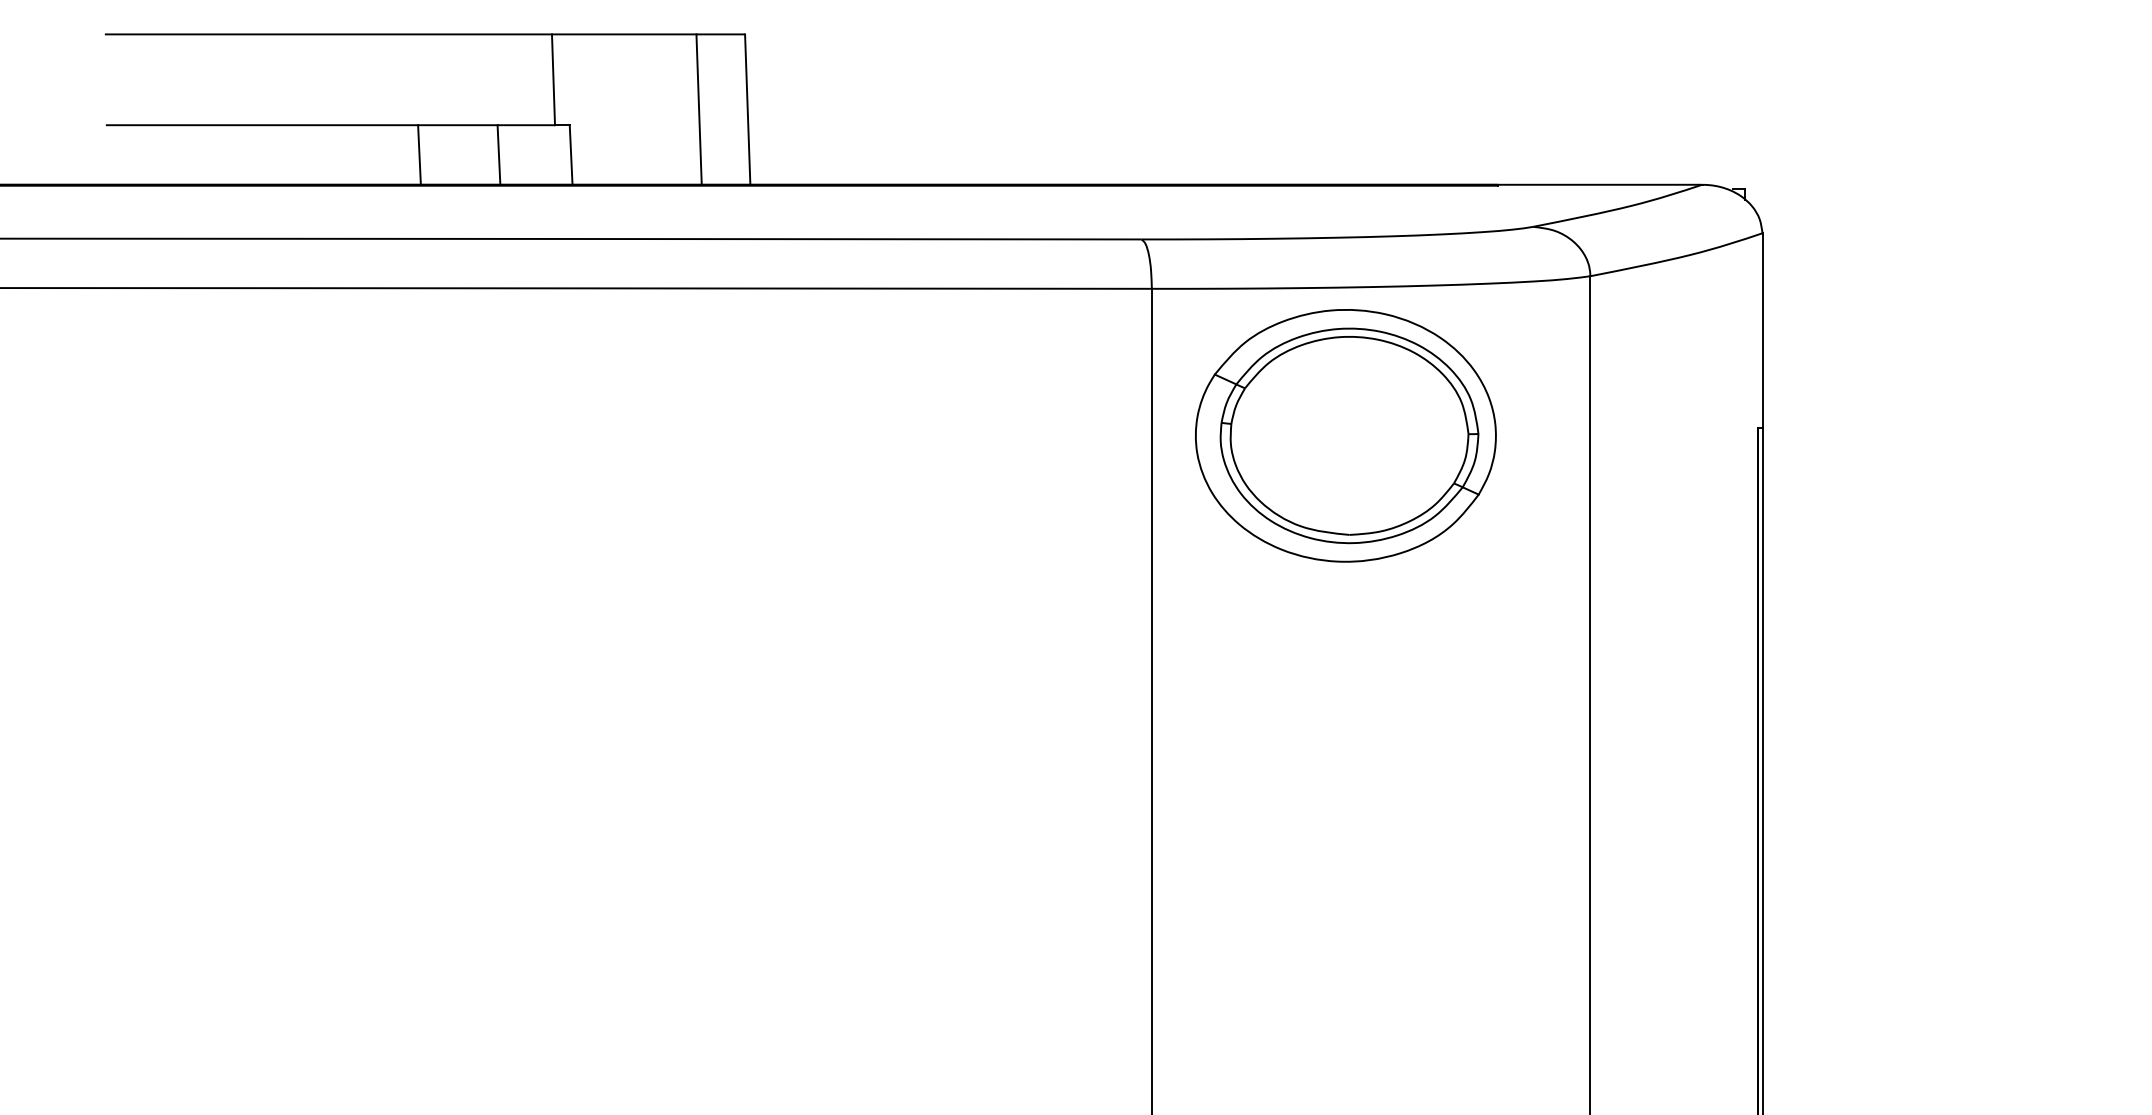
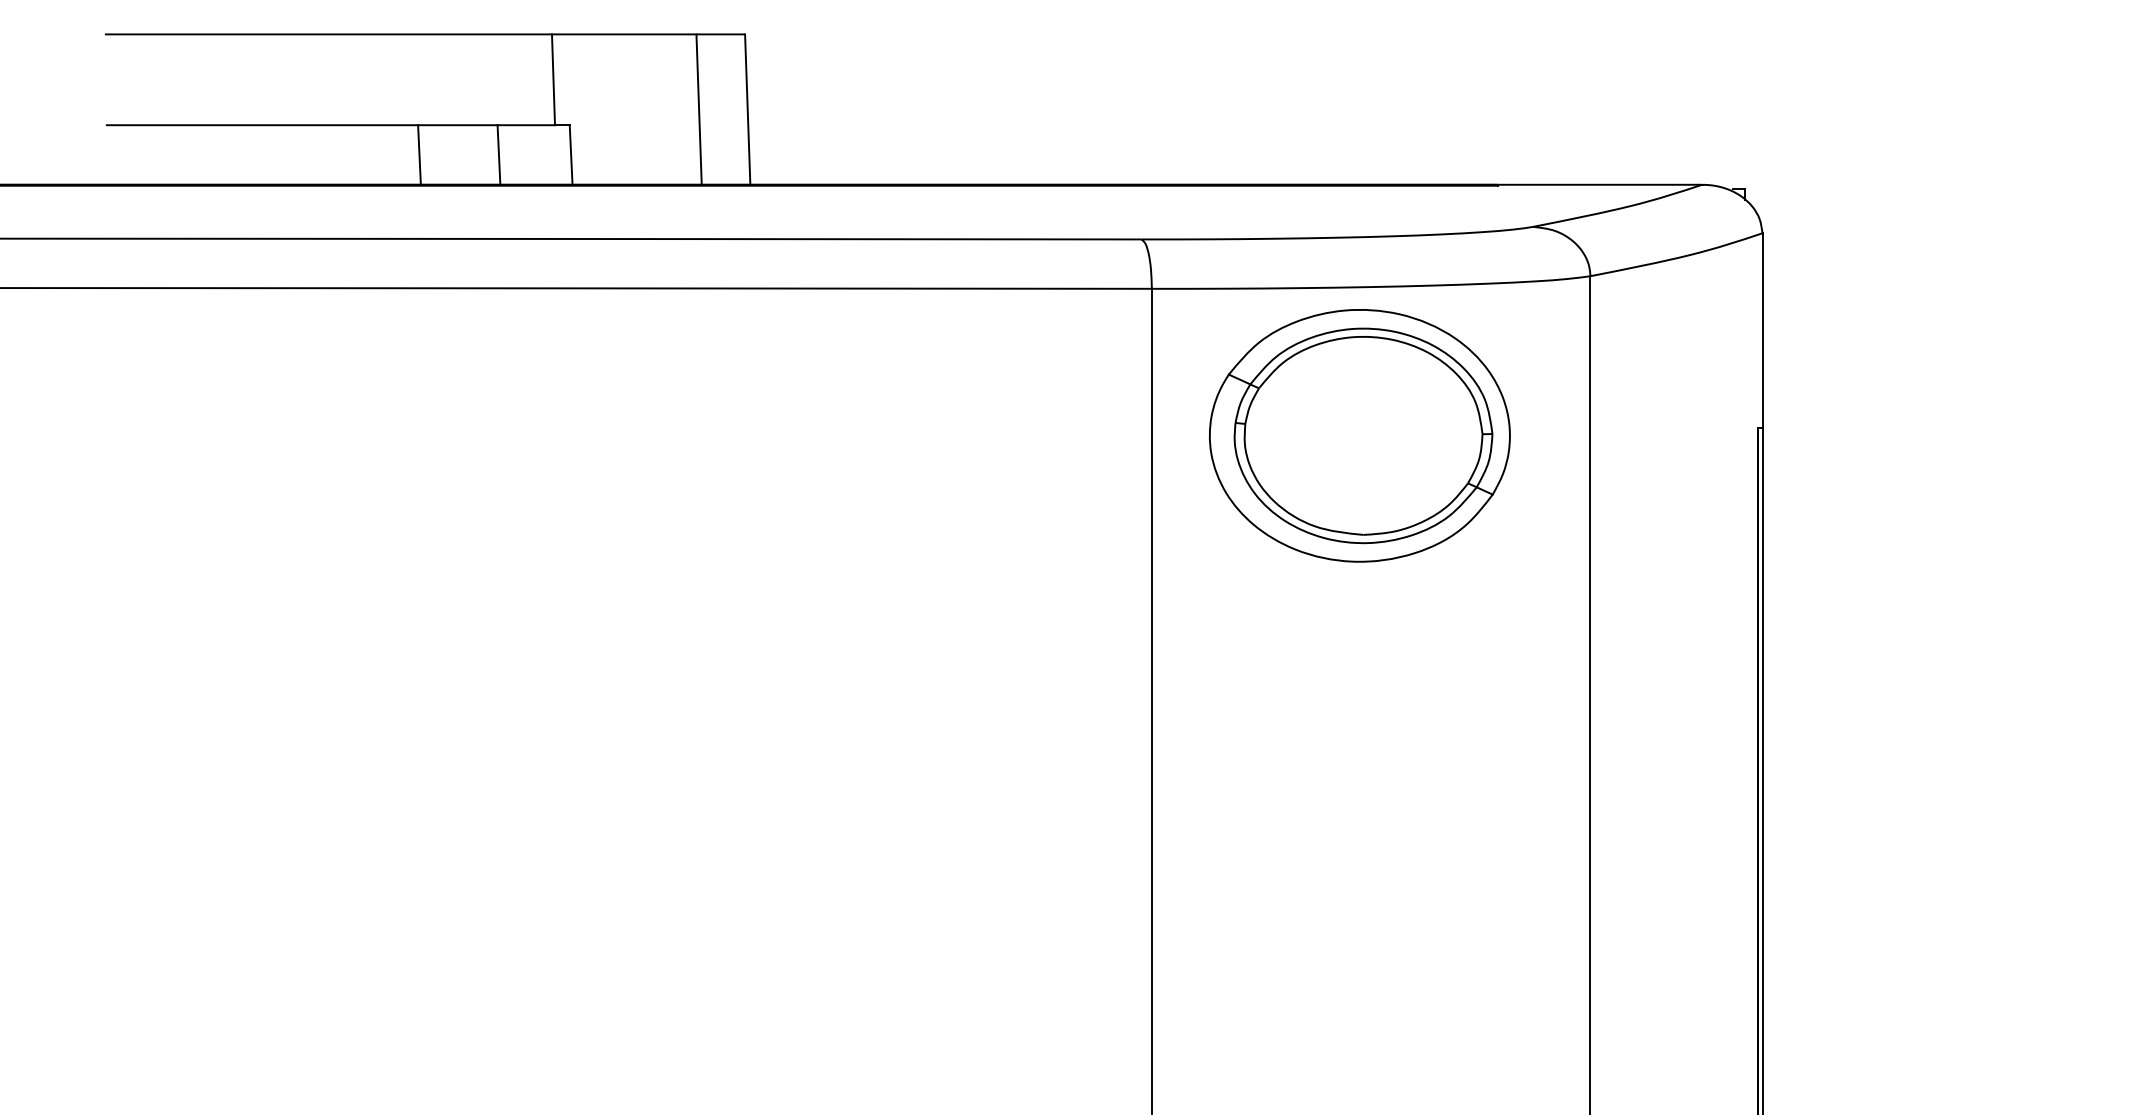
part position: (1345, 435) -> (1359, 435) (1359, 435)
